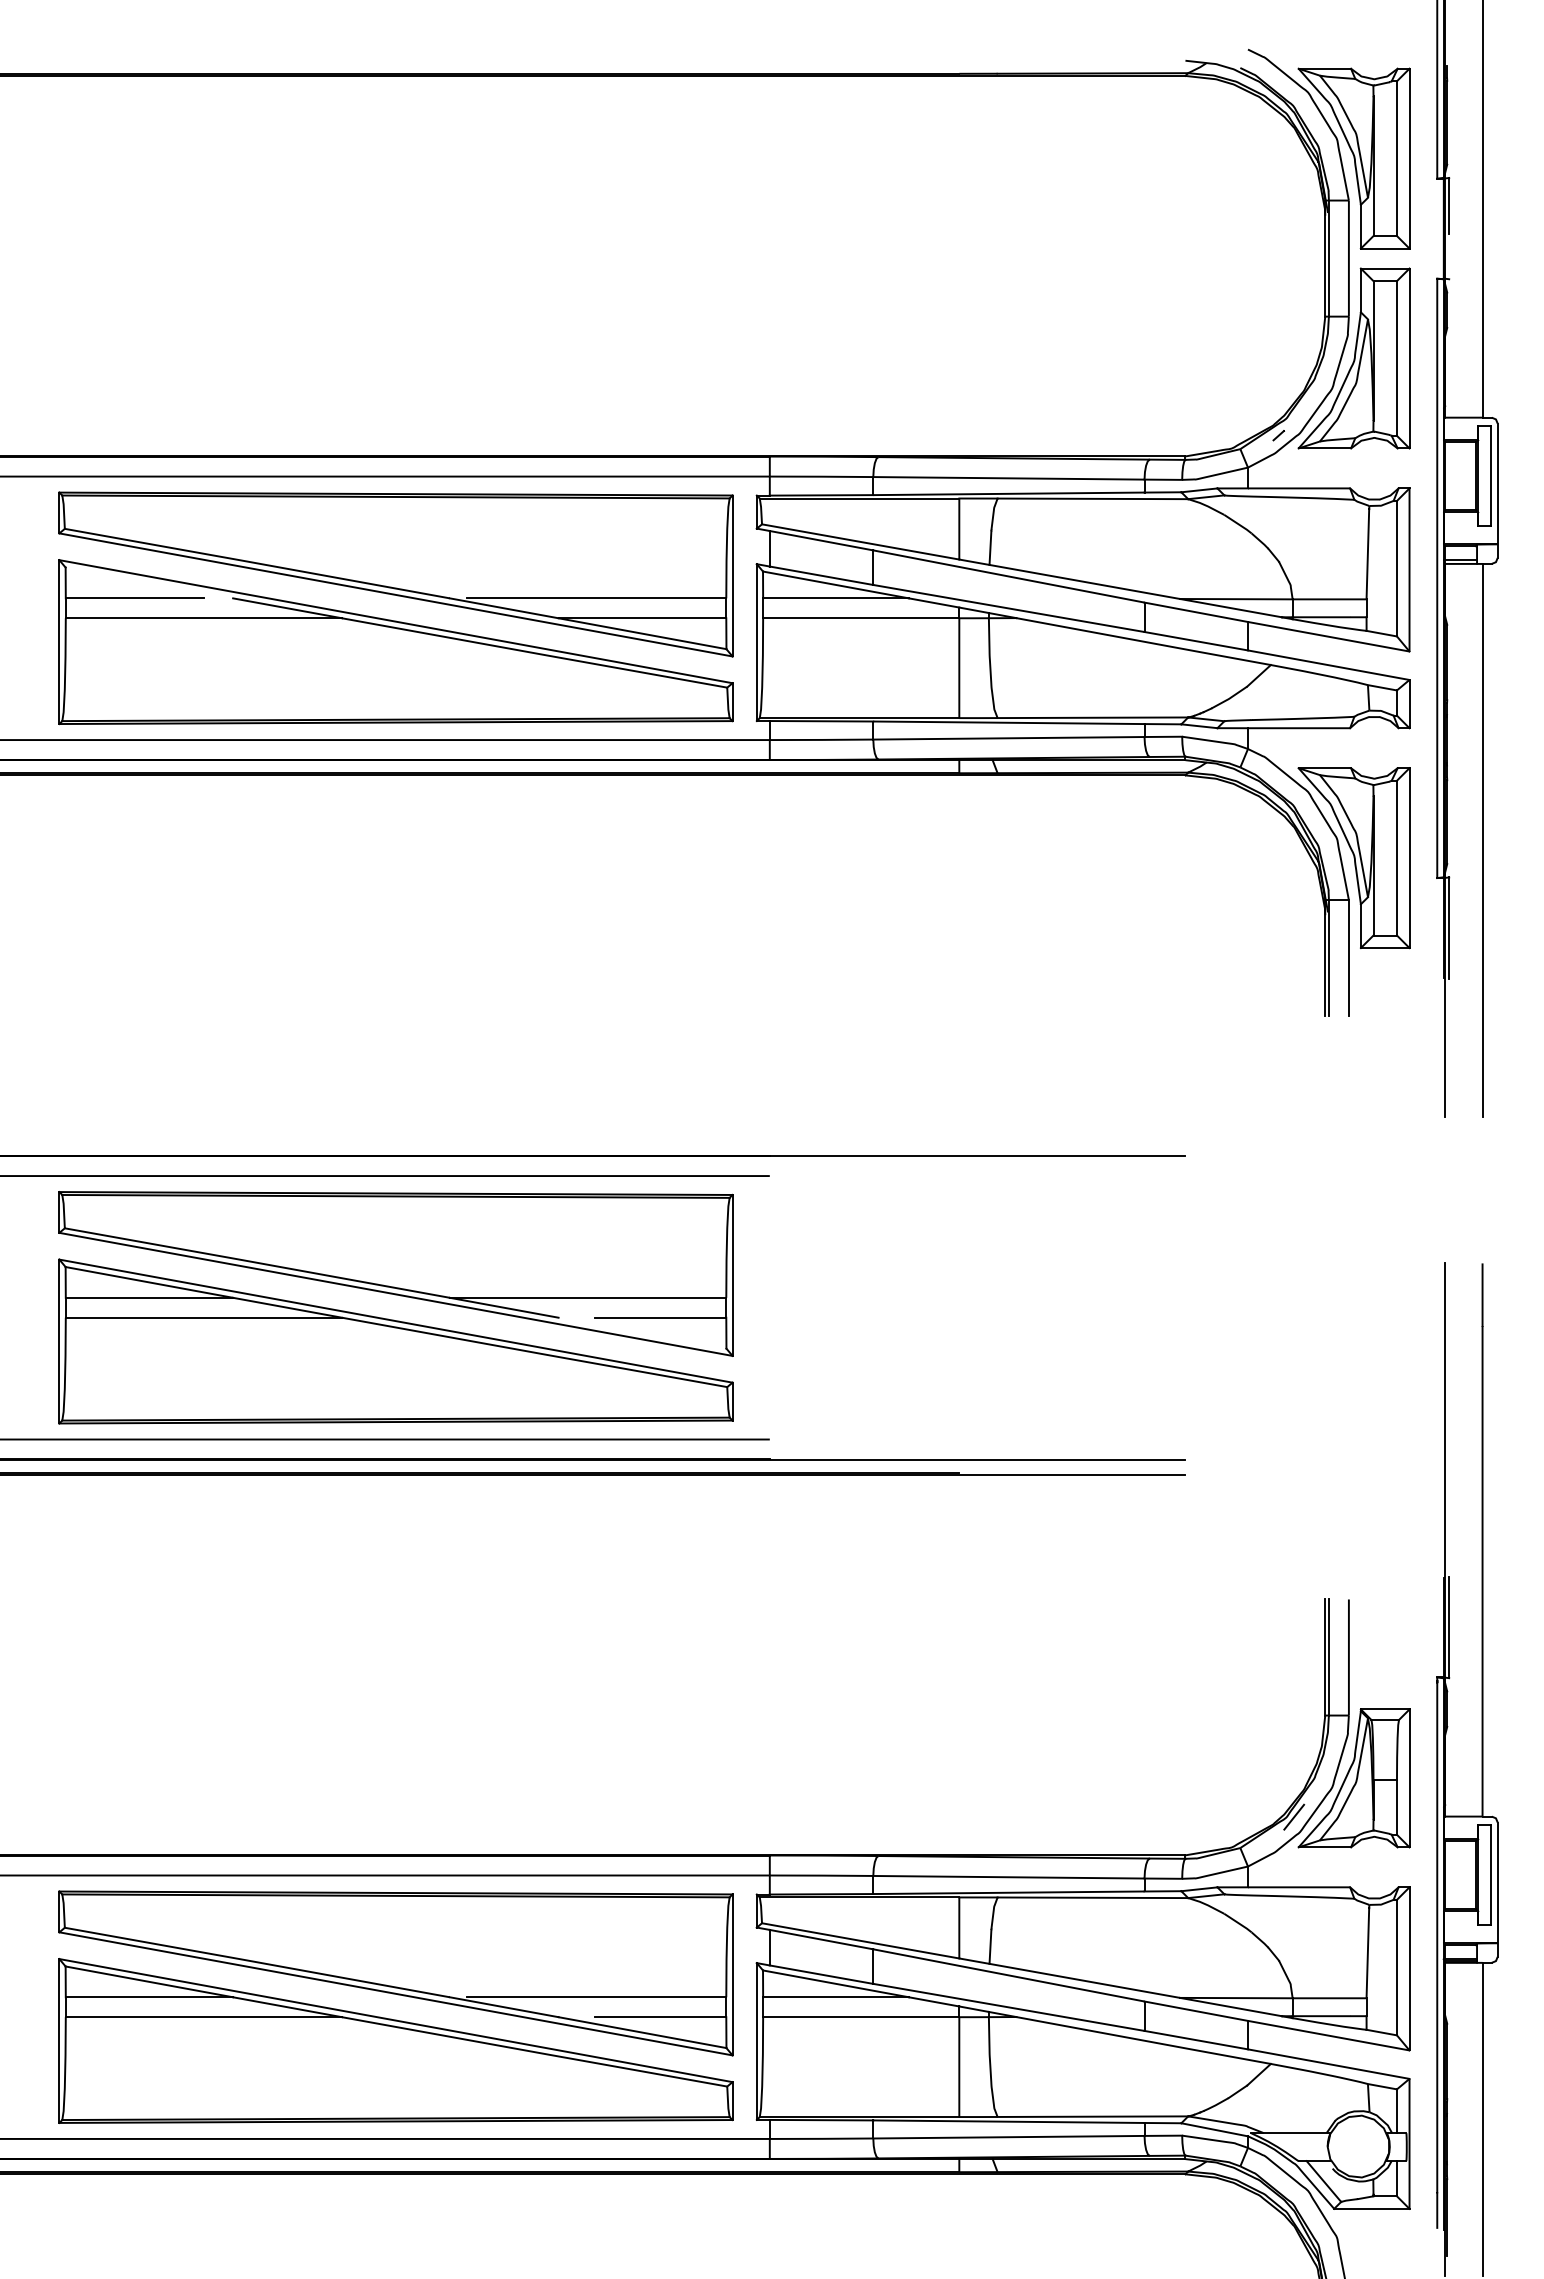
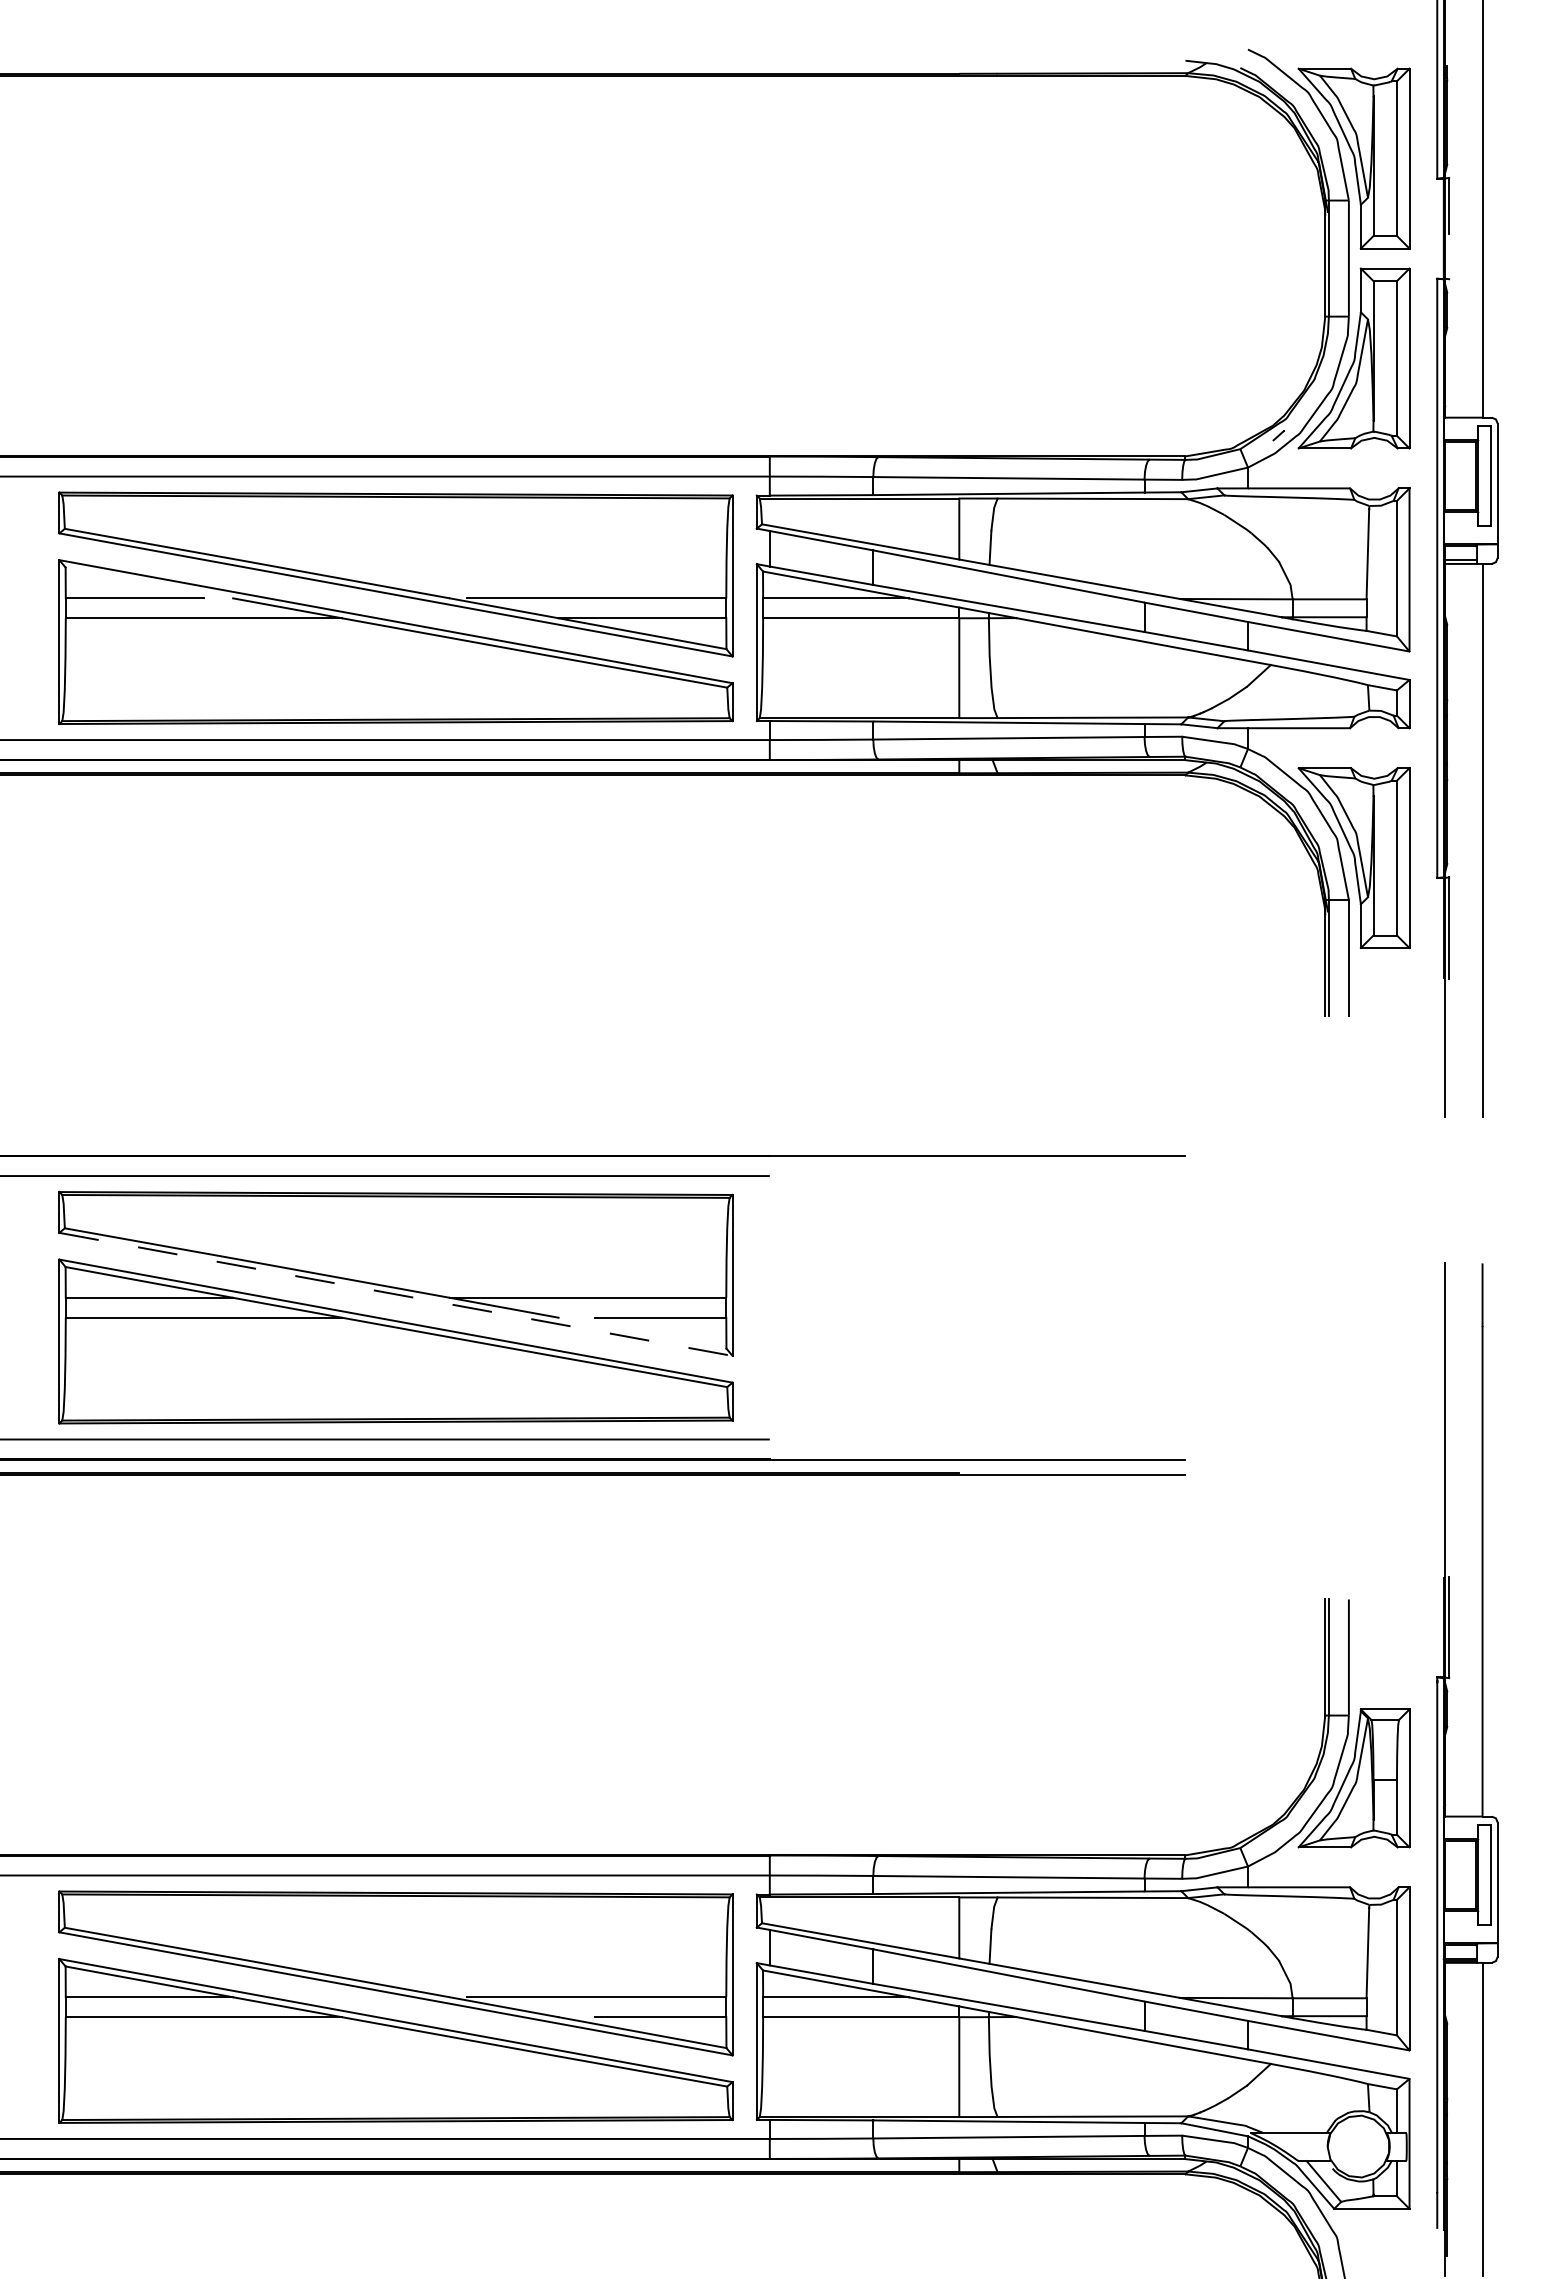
line: solid -> dashed (396, 1294)
line: present -> none (1294, 1816)
